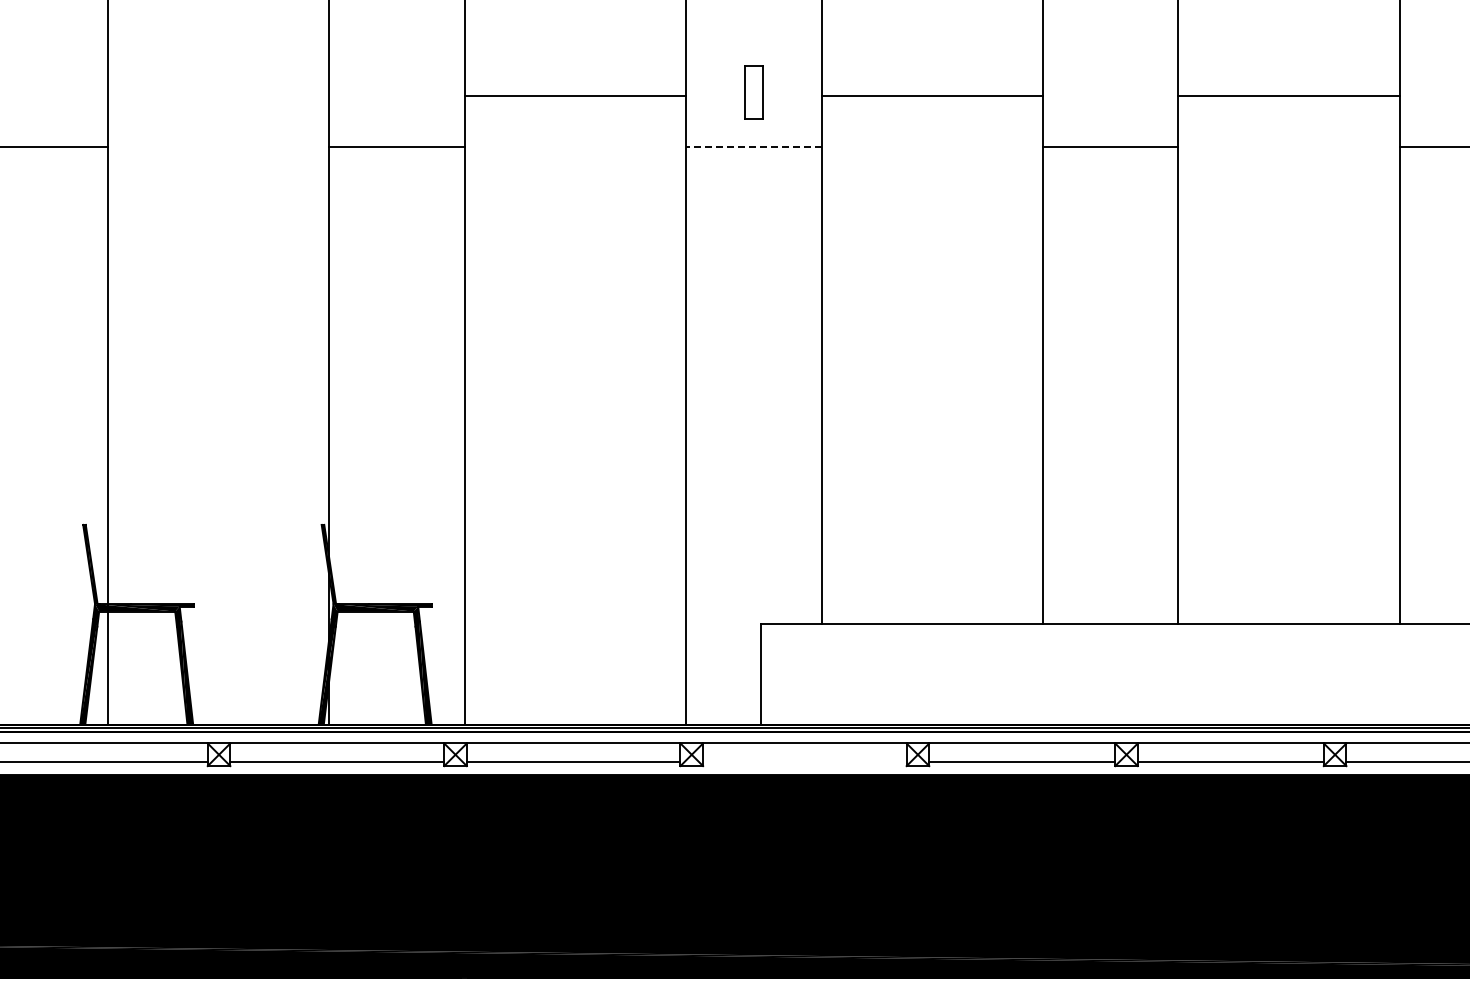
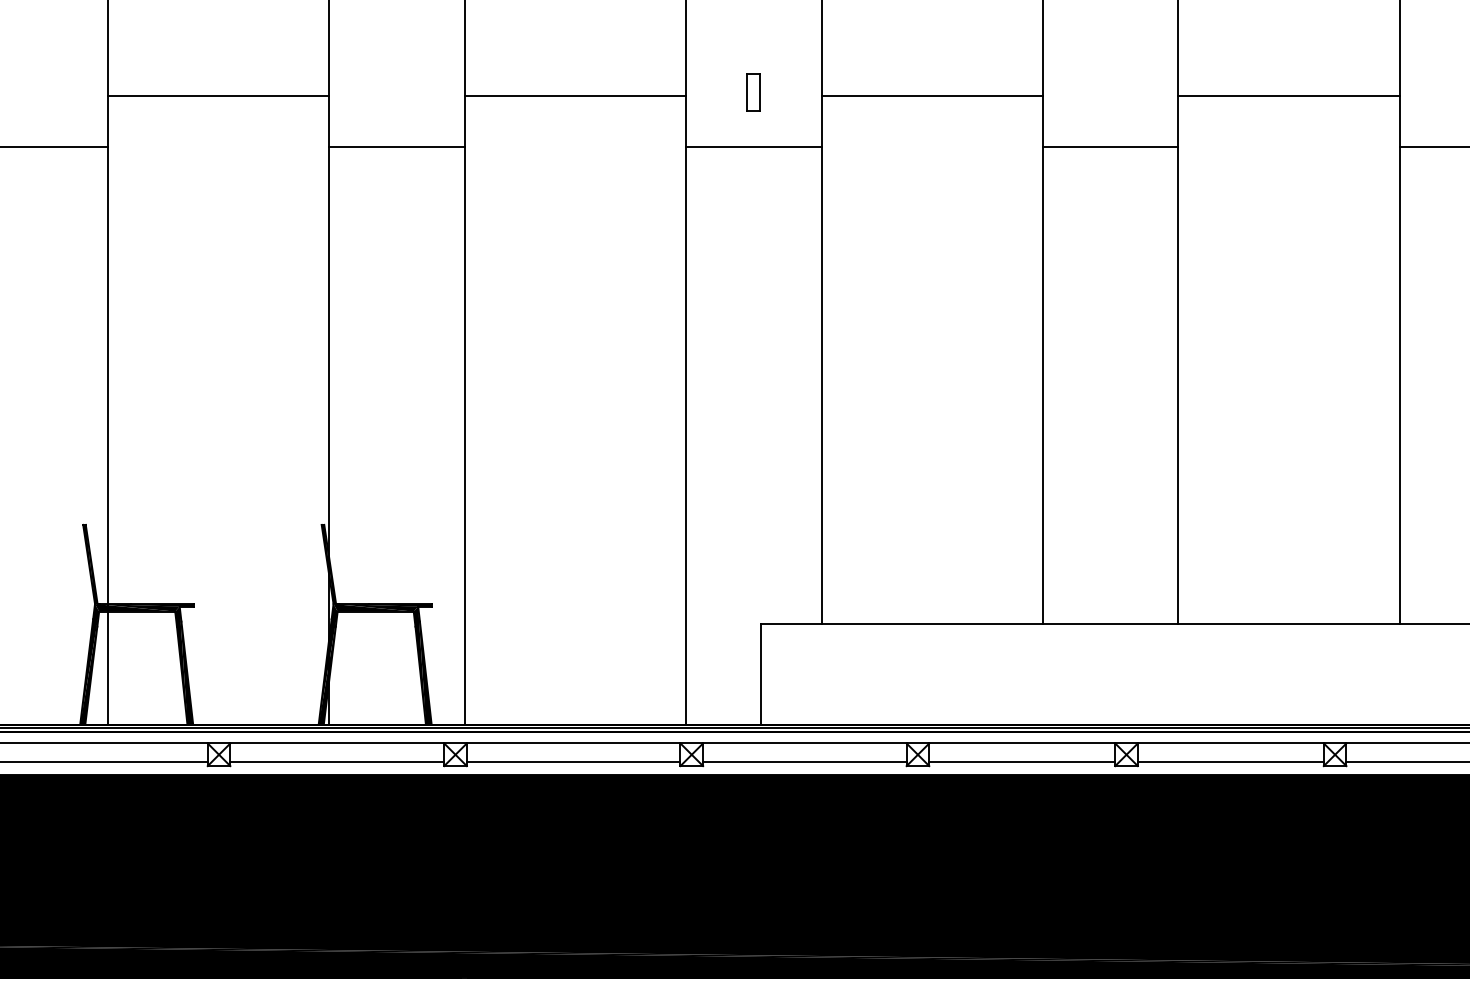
part size: 20x55 px -> 15x39 px (753, 92)
line: none -> present (218, 96)
line: dashed -> solid (753, 146)
line: none -> present (804, 762)
